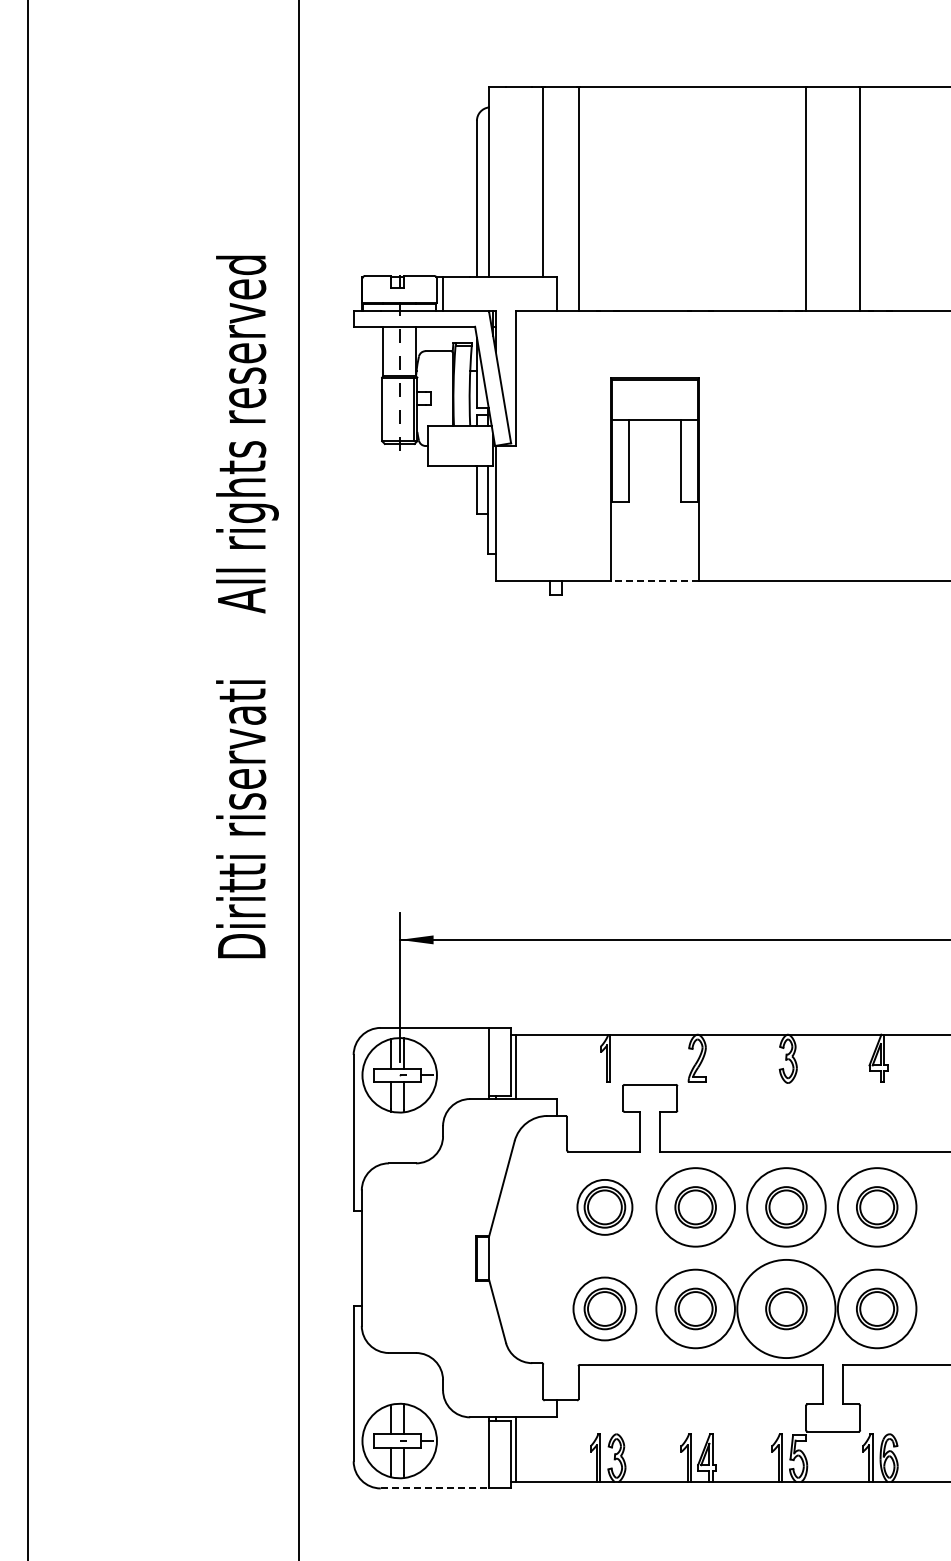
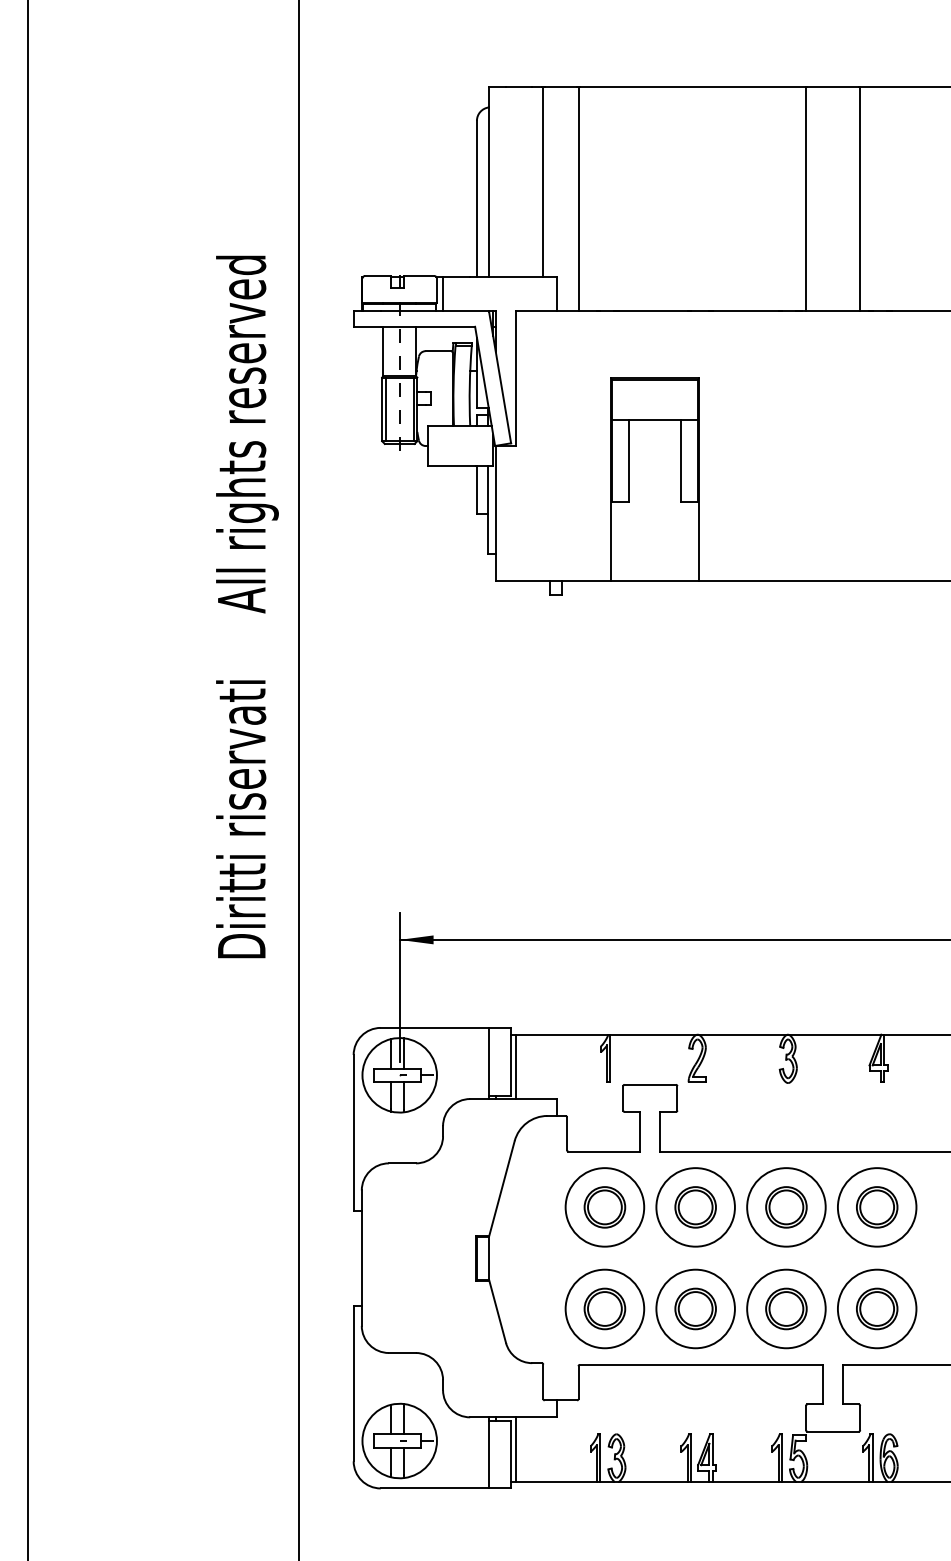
line: none -> present (385, 409)
line: dashed -> solid (654, 581)
circle diameter: 55 px -> 79 px (604, 1207)
circle diameter: 63 px -> 79 px (604, 1308)
circle diameter: 98 px -> 79 px (786, 1308)
line: dashed -> solid (435, 1488)
